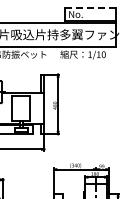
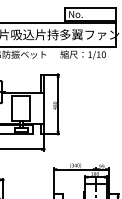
line: dashed -> solid (90, 7)
